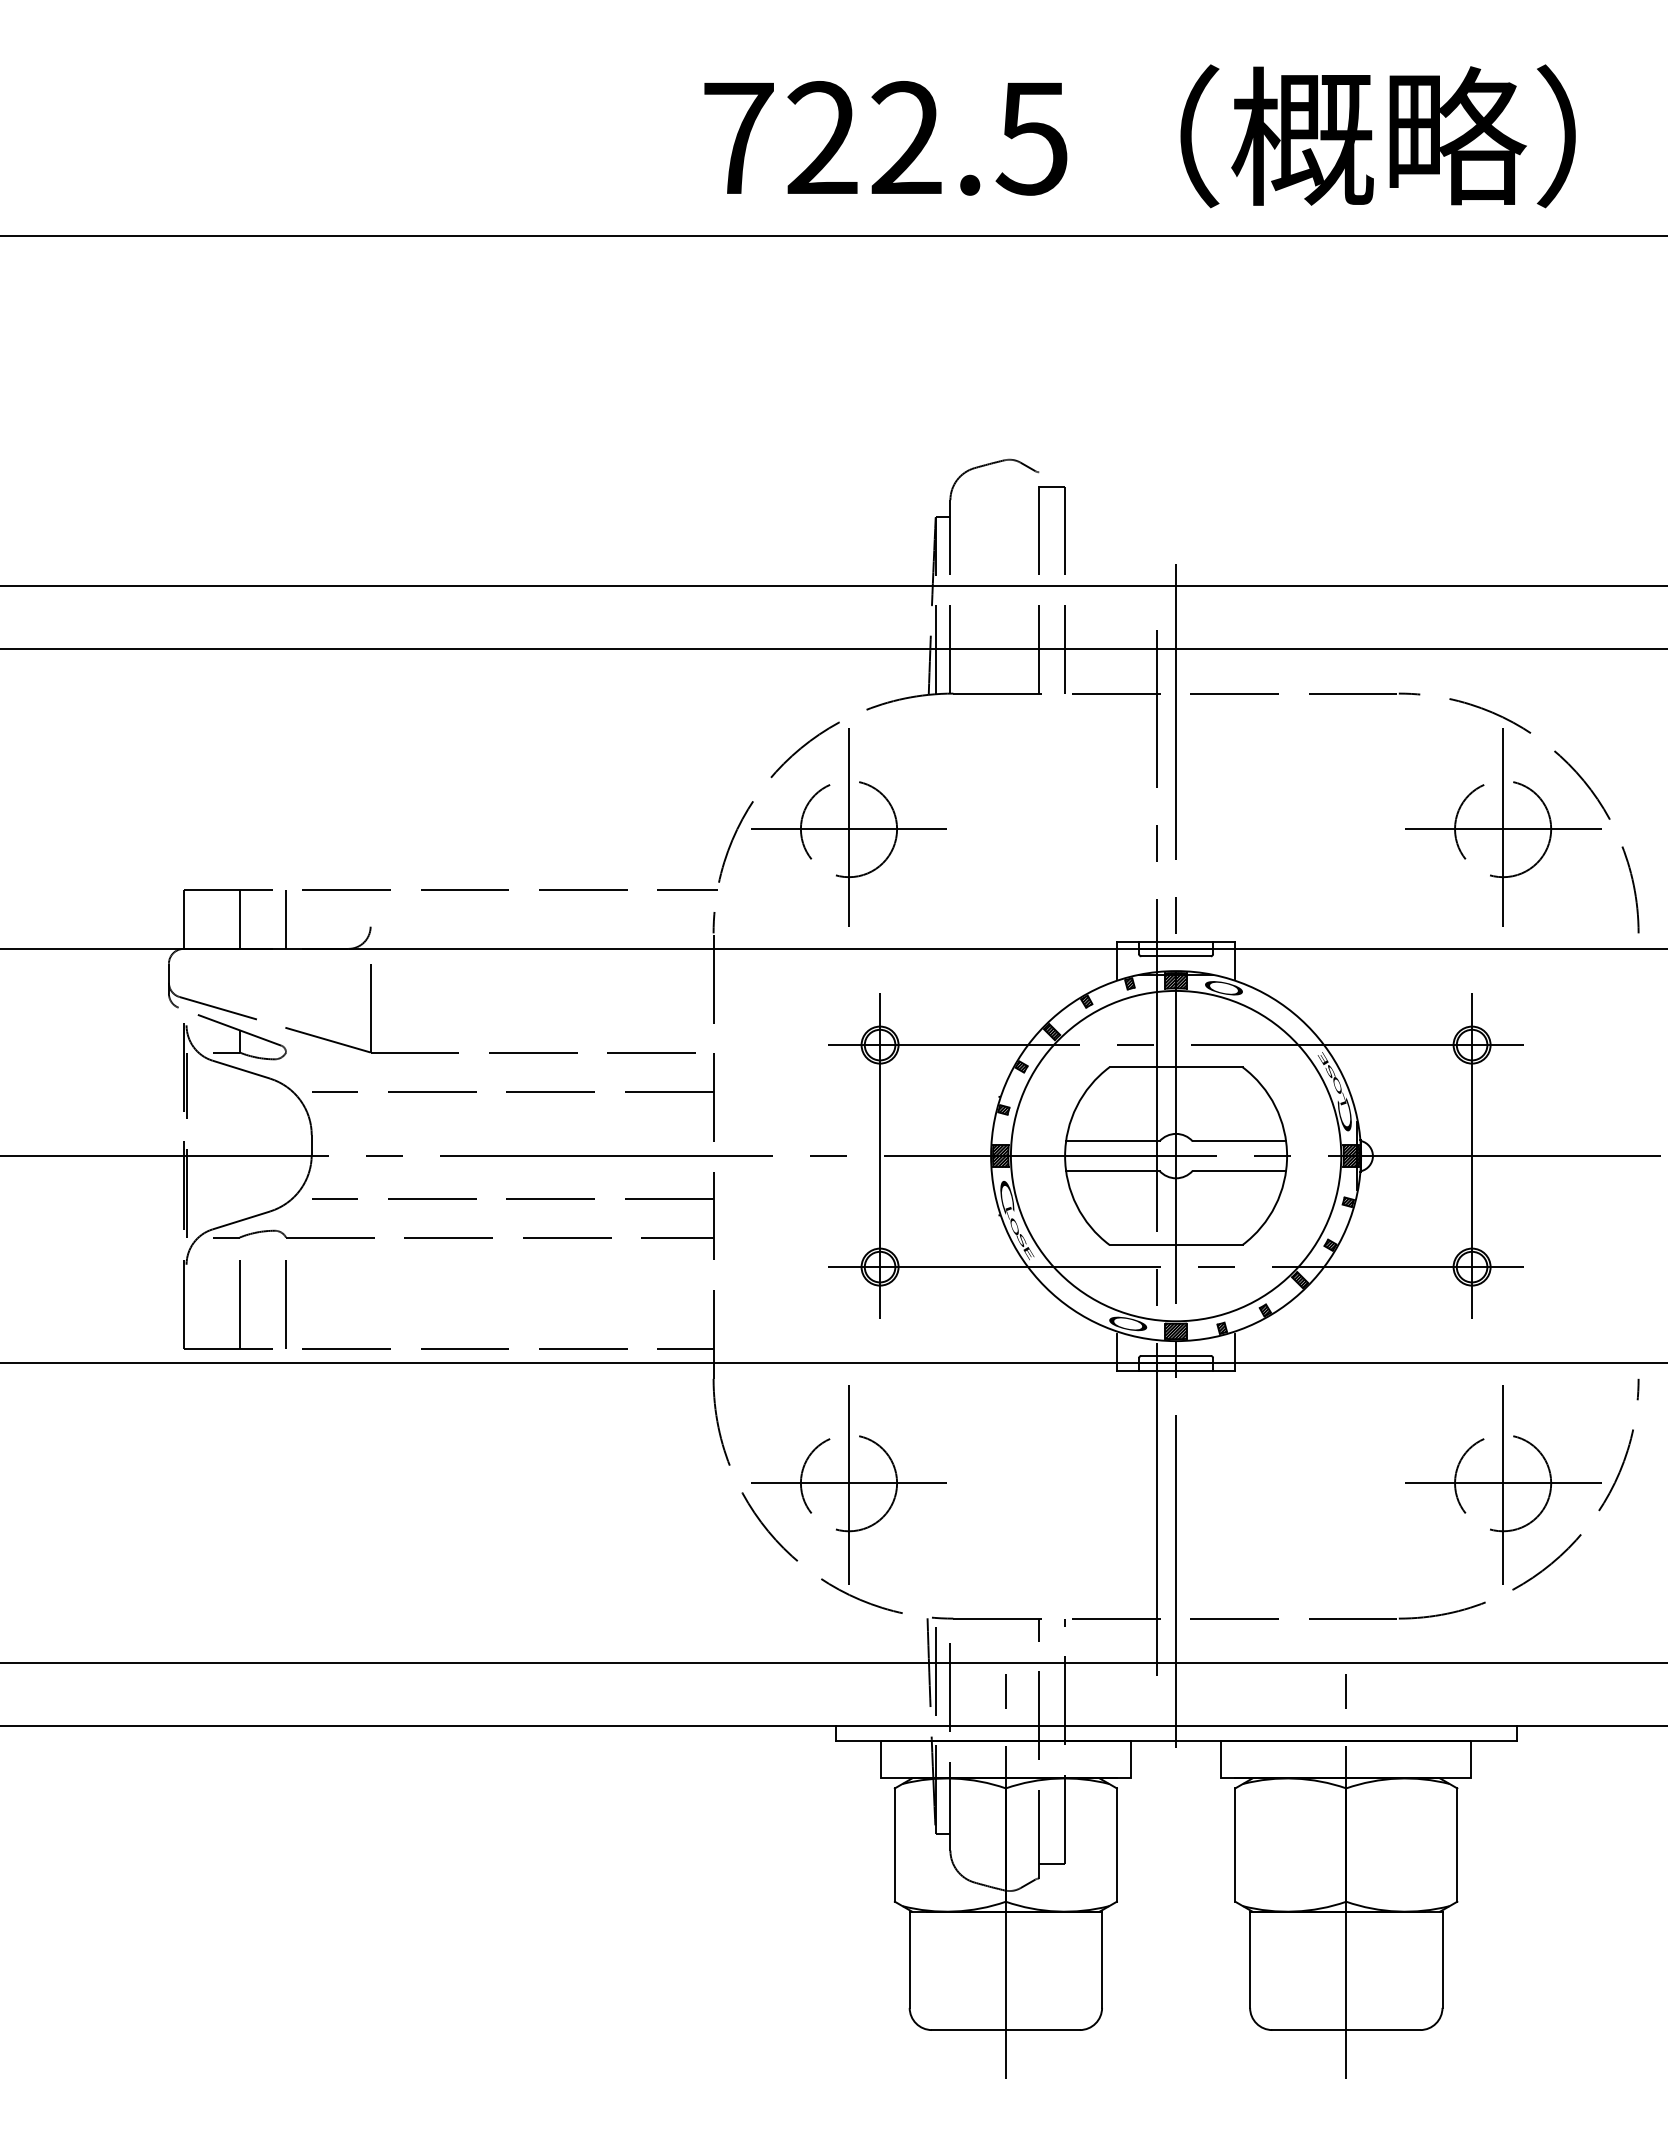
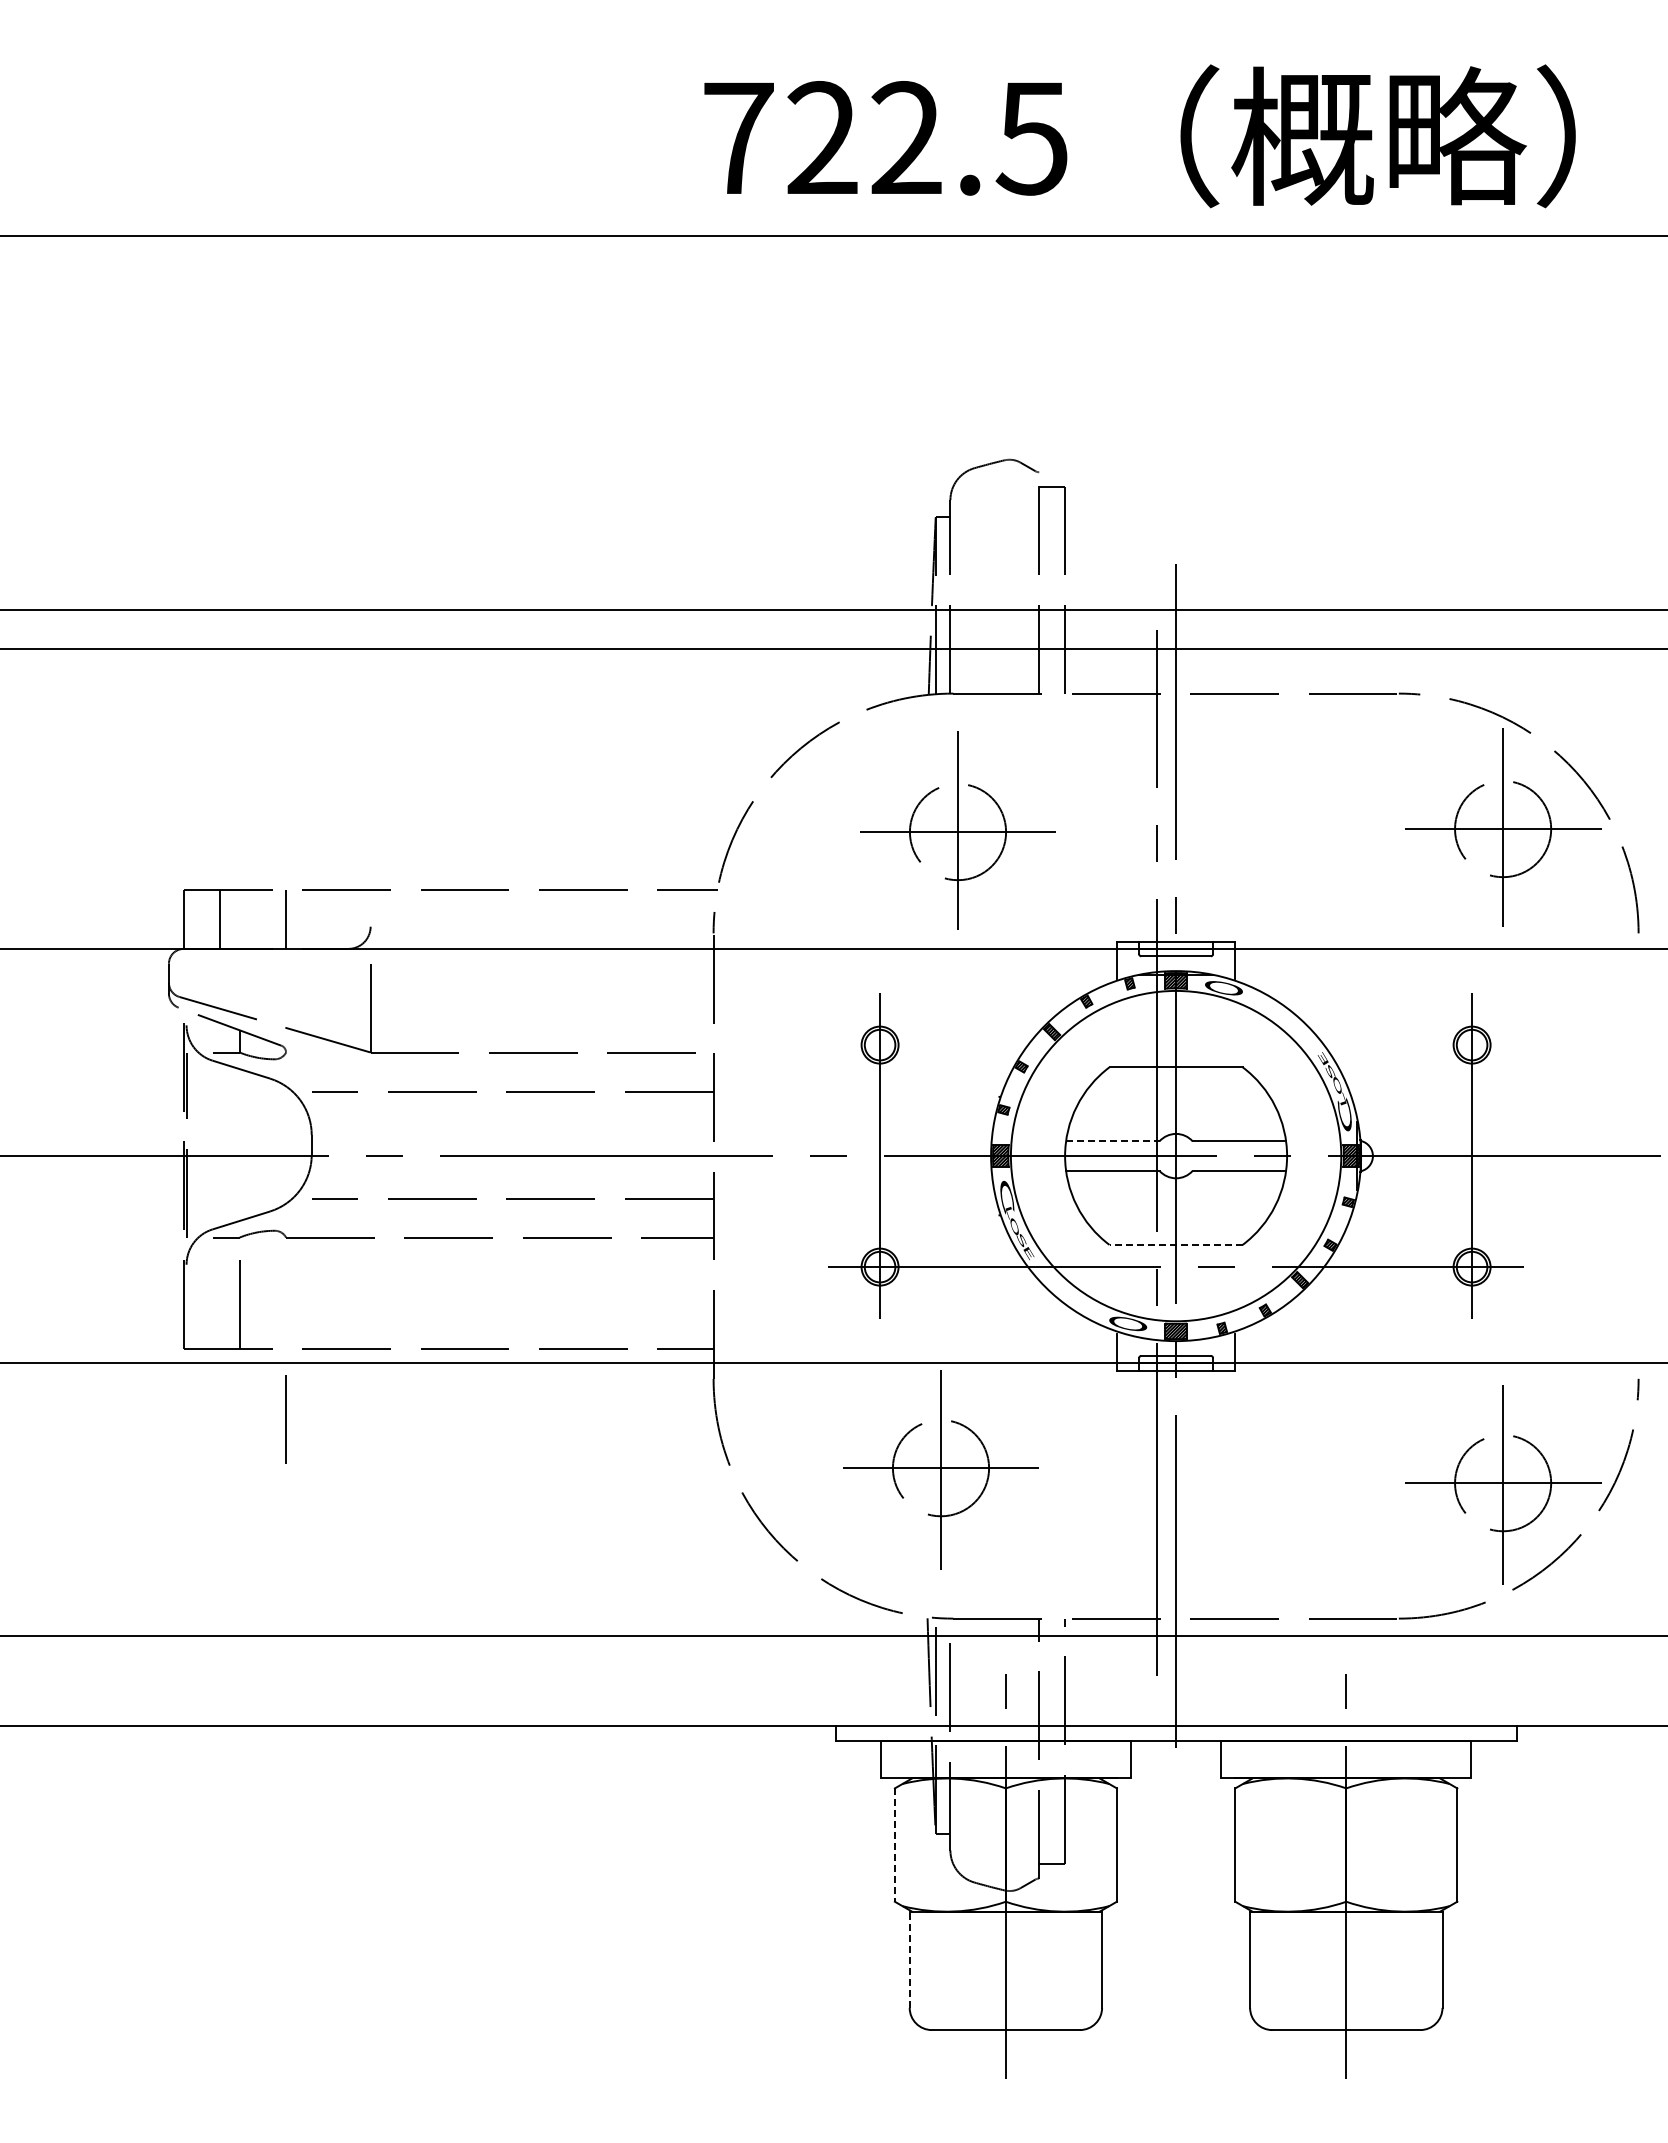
line position: (833, 586) -> (833, 610) (833, 610)
part position: (848, 827) -> (957, 830) (957, 830)
line position: (239, 918) -> (219, 918) (219, 918)
line: present -> none (1175, 1045)
line: solid -> dashed (1112, 1141)
line: solid -> dashed (1176, 1244)
line position: (285, 1304) -> (285, 1419) (285, 1419)
part position: (848, 1484) -> (940, 1469) (940, 1469)
line position: (833, 1663) -> (833, 1636) (833, 1636)
line: solid -> dashed (894, 1845)
line: solid -> dashed (909, 1959)
